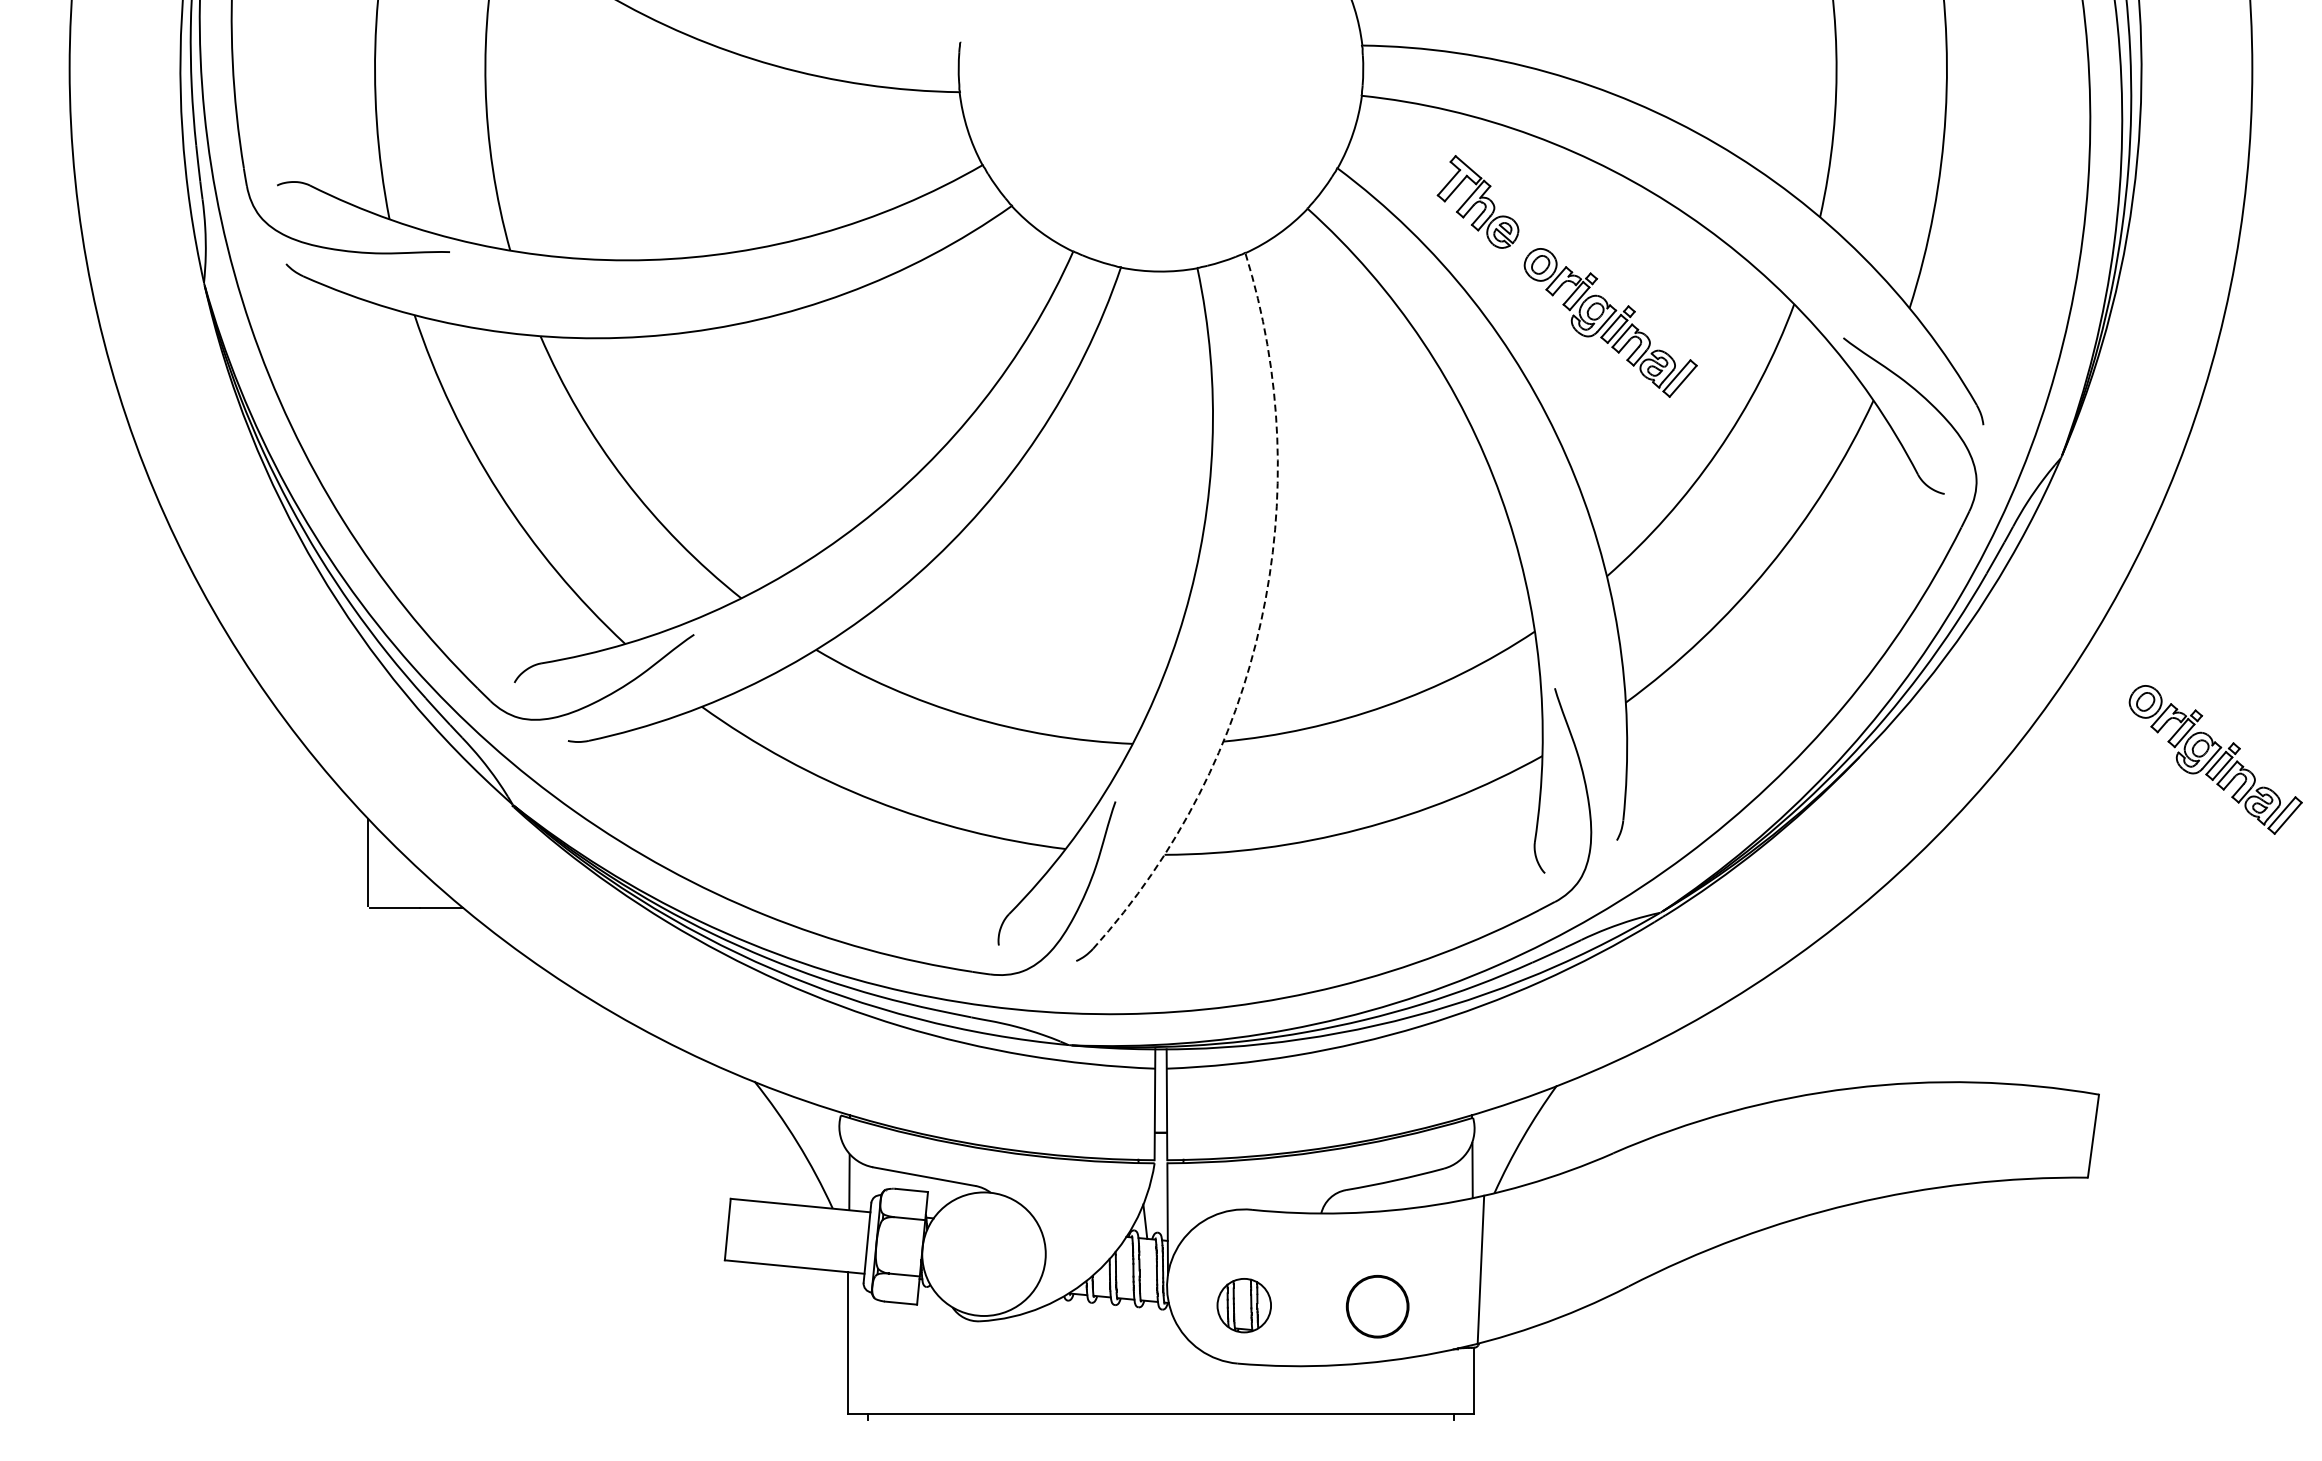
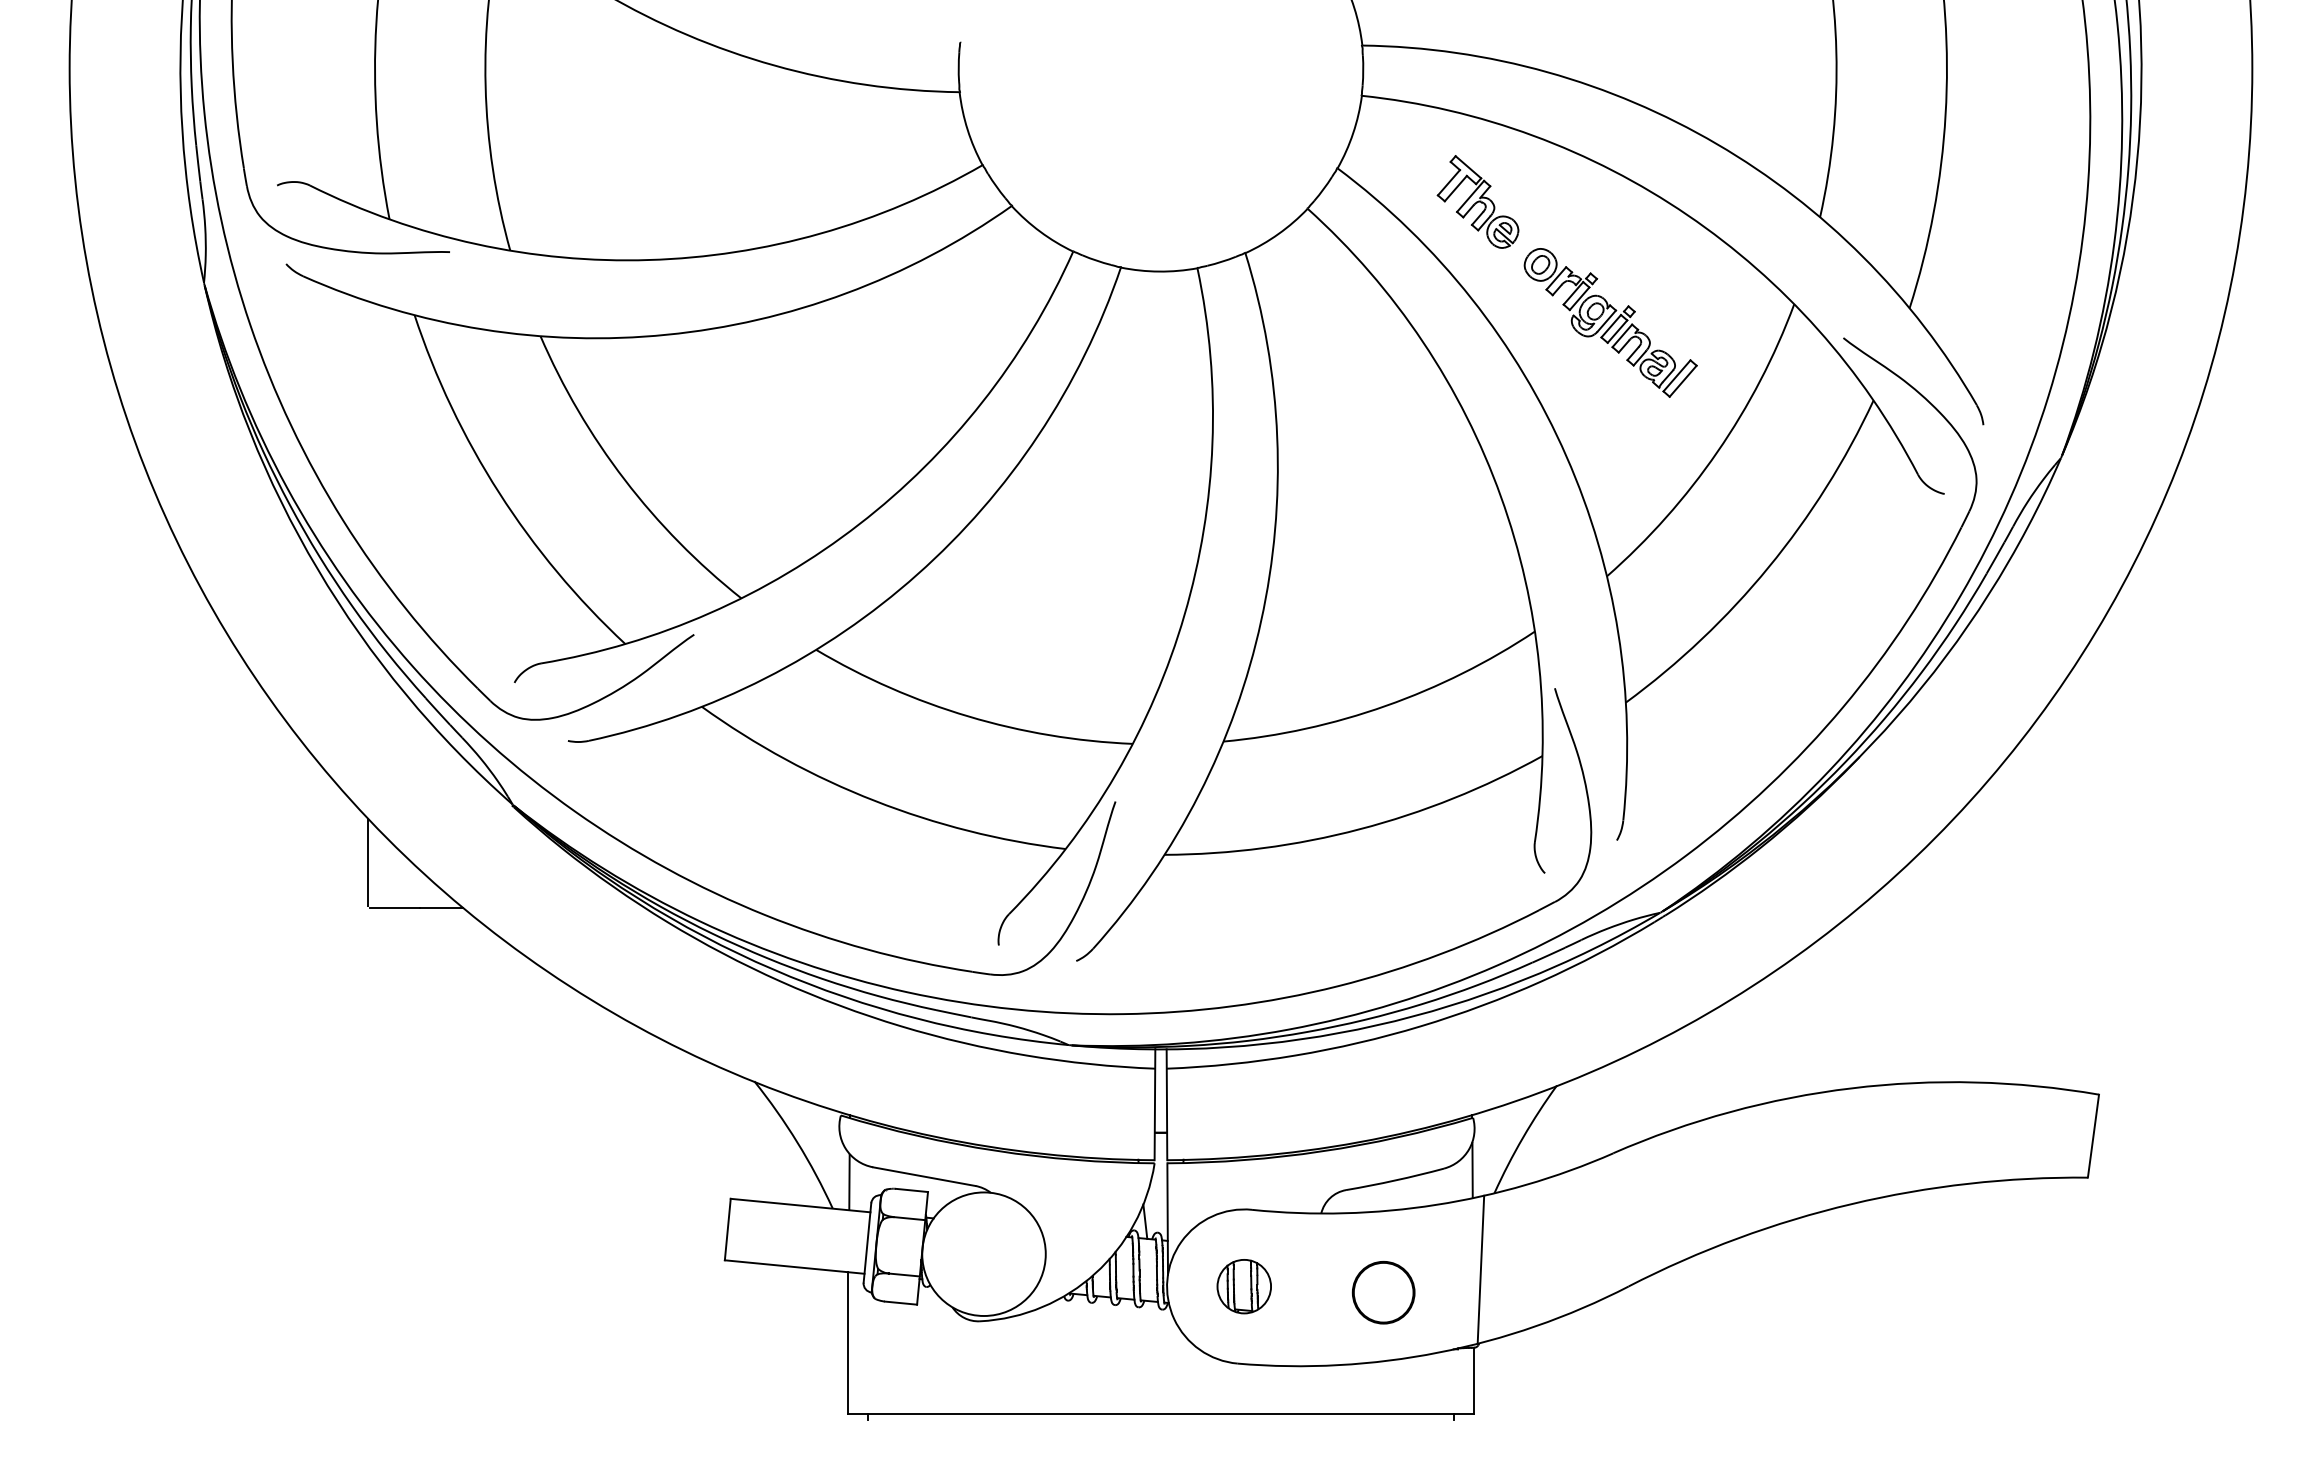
arc: dashed -> solid (1261, 620)
part: present -> none (2215, 759)
part position: (1243, 1305) -> (1243, 1286) (1243, 1286)
part position: (1377, 1306) -> (1383, 1292) (1383, 1292)
